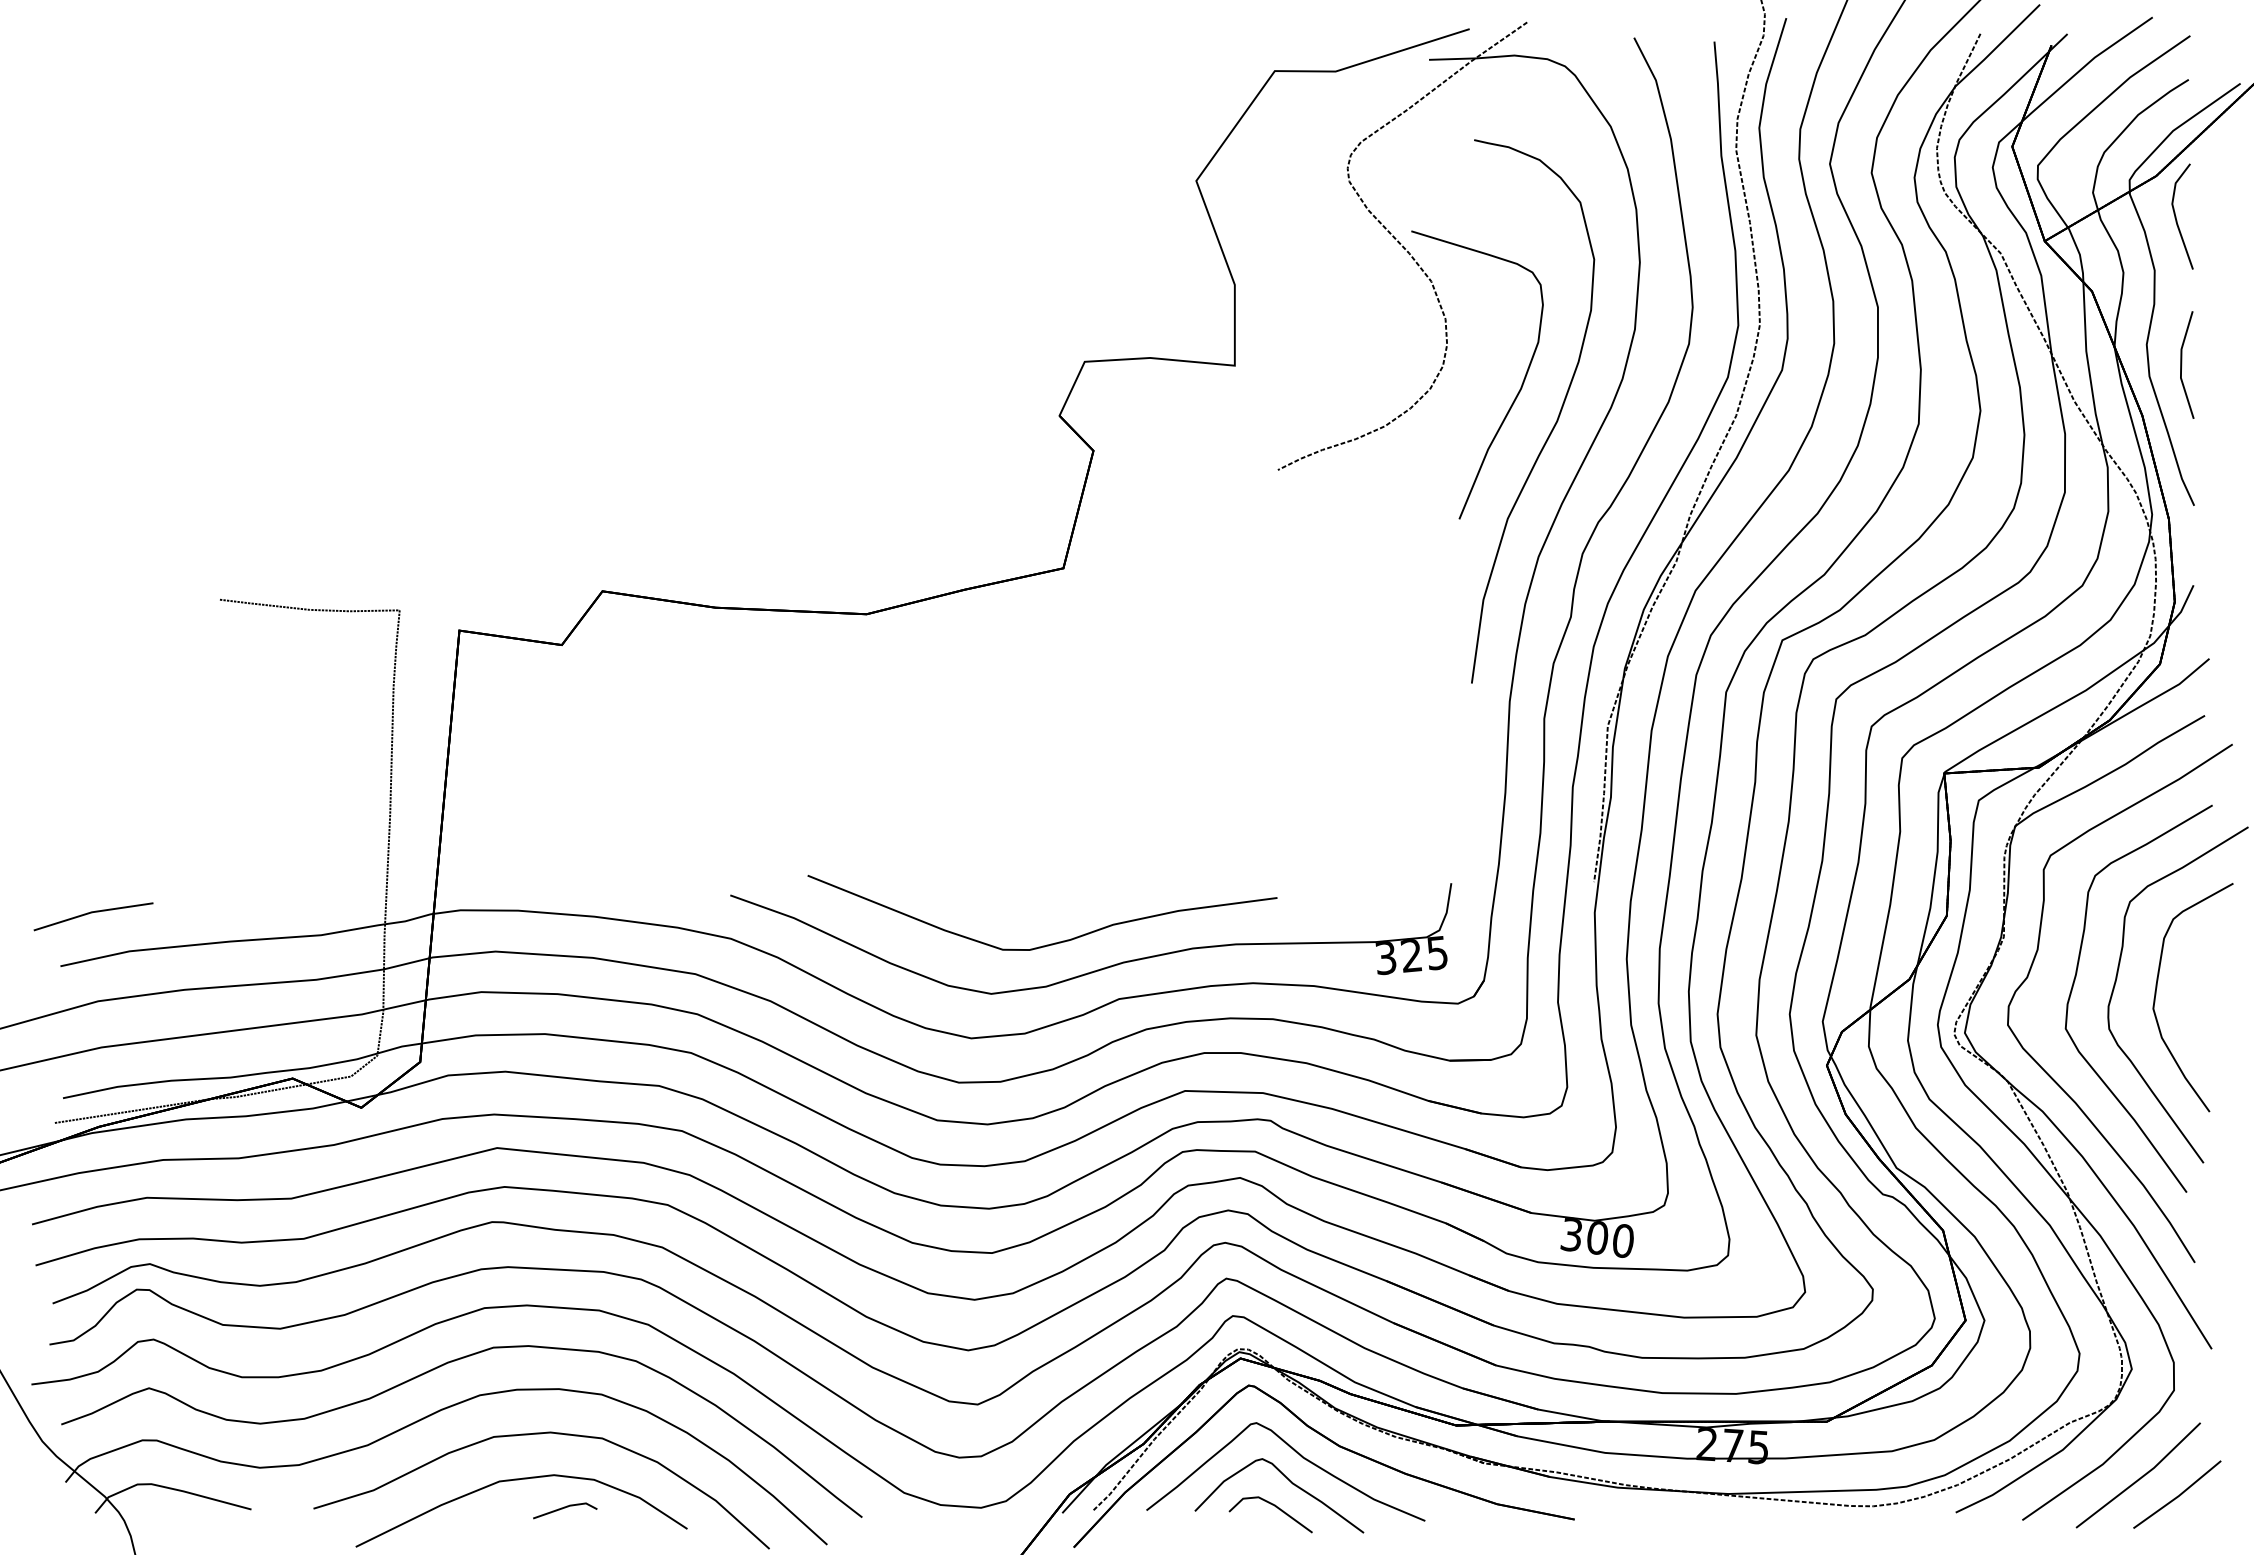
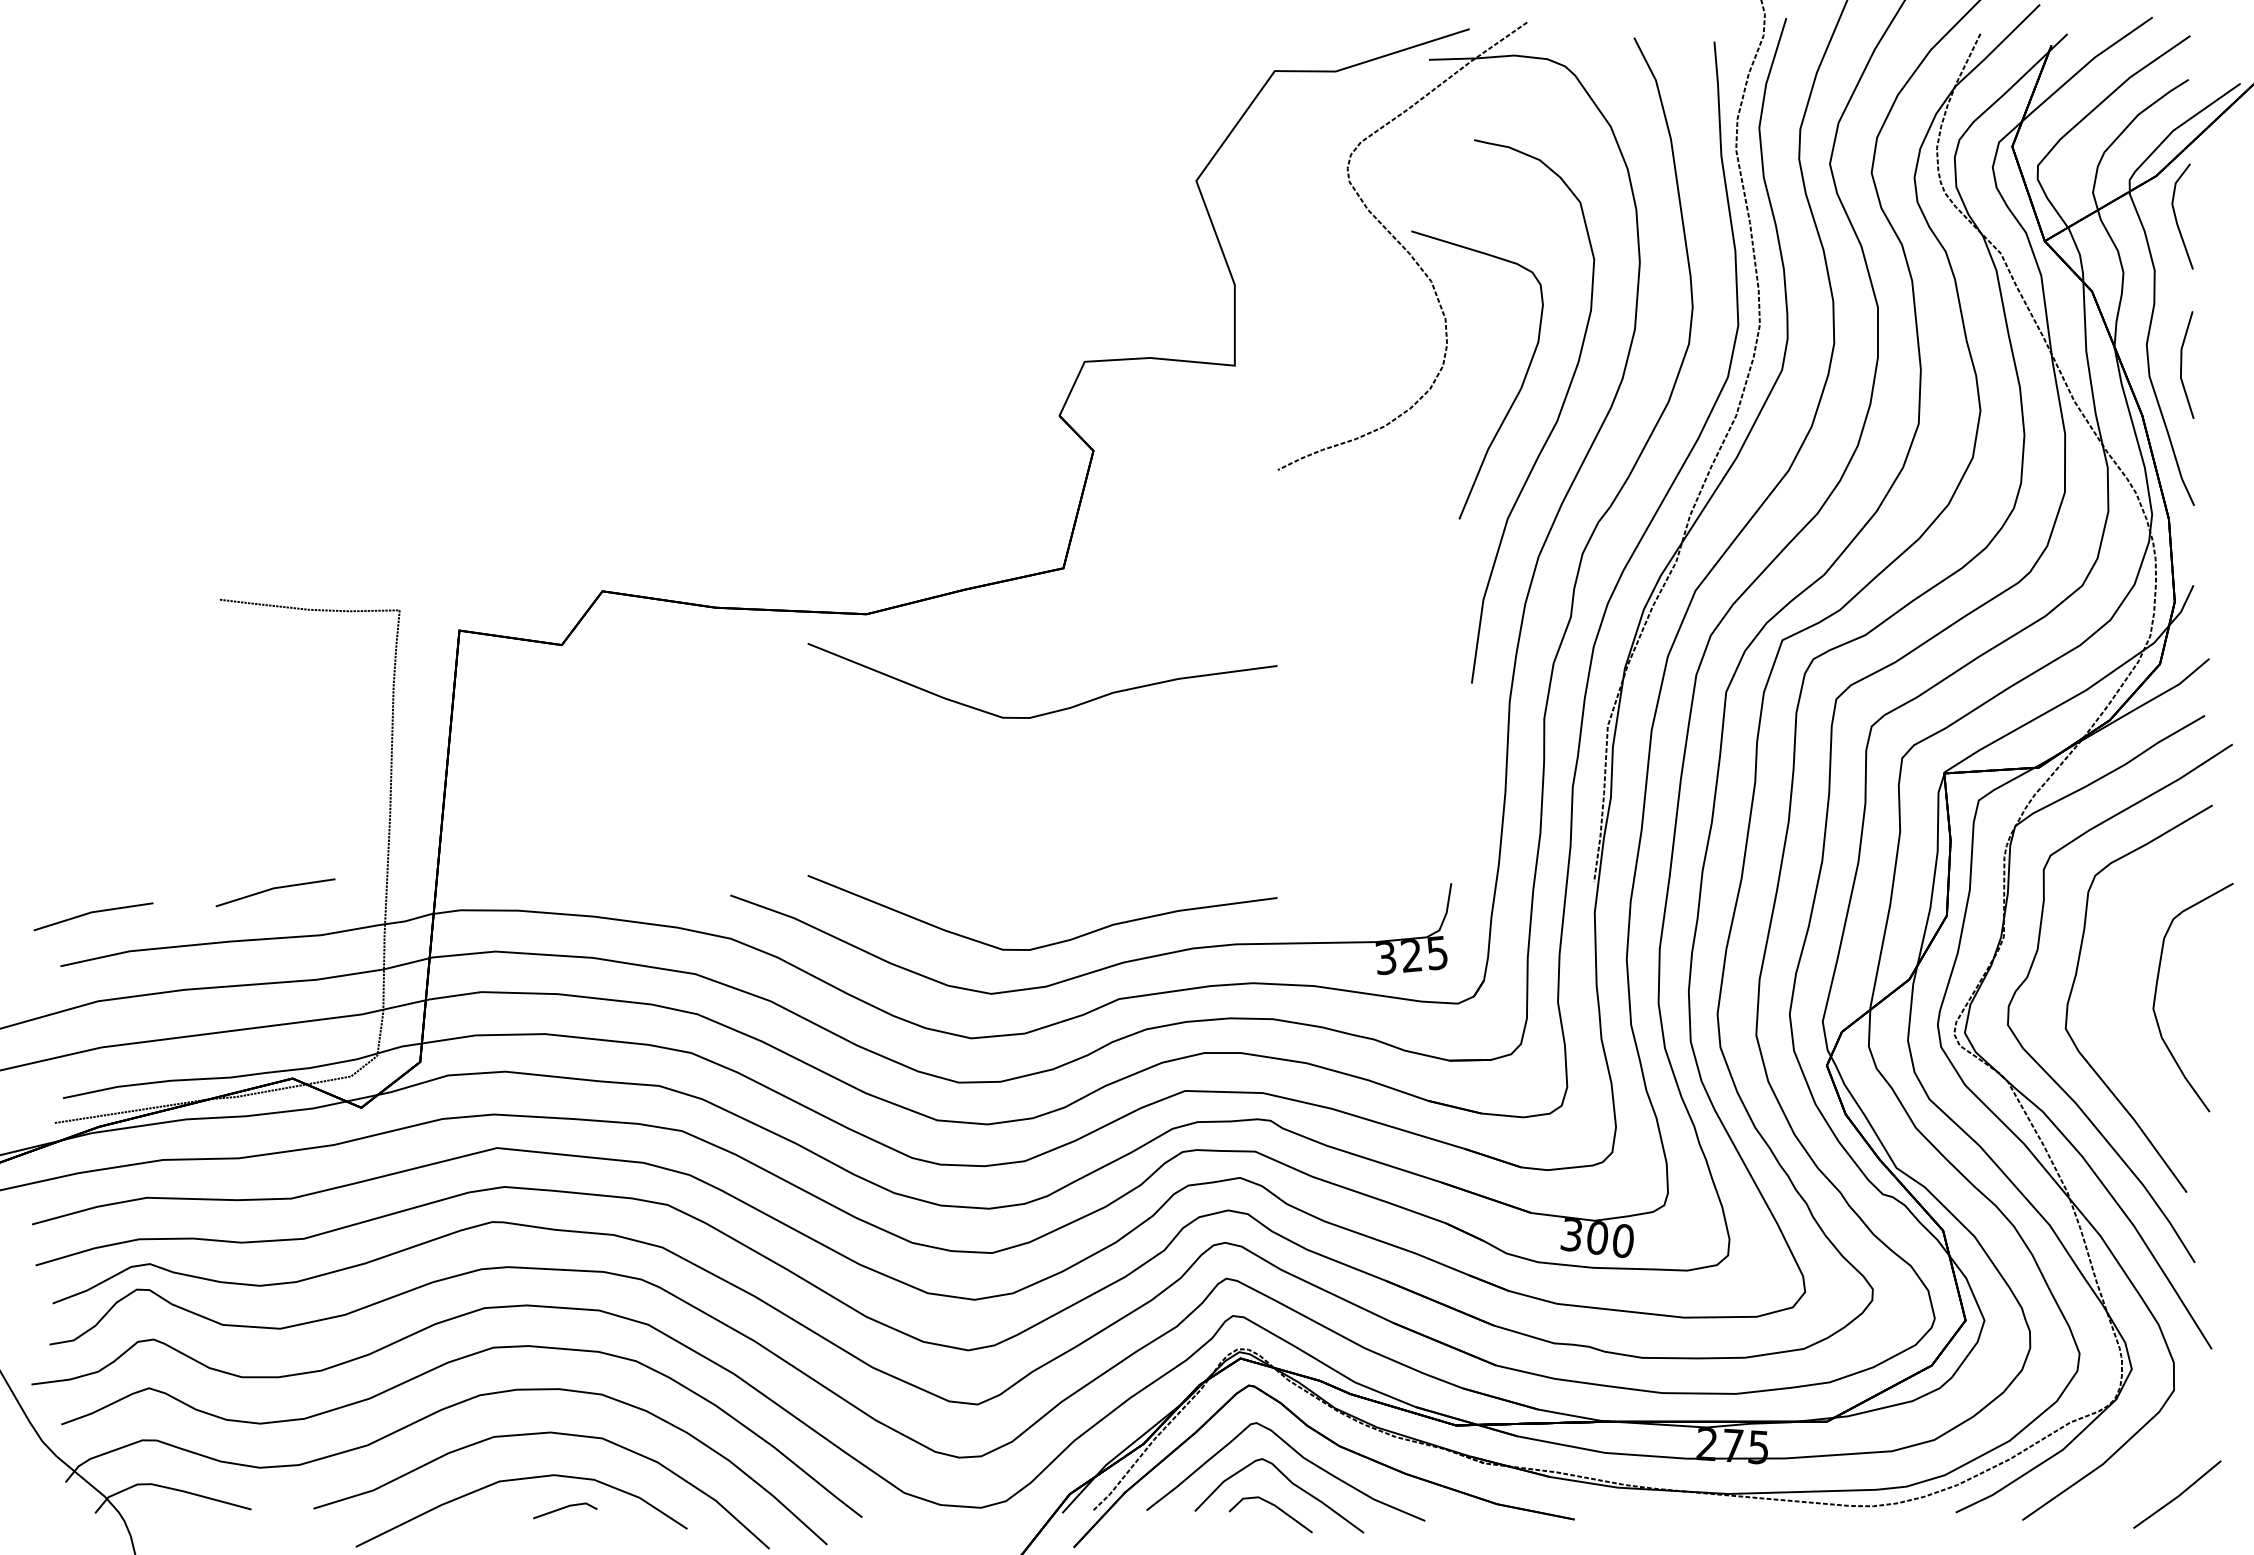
part: none -> present (1050, 711)
line: none -> present (274, 889)
curve: present -> none (2117, 978)
line: present -> none (2139, 1477)
